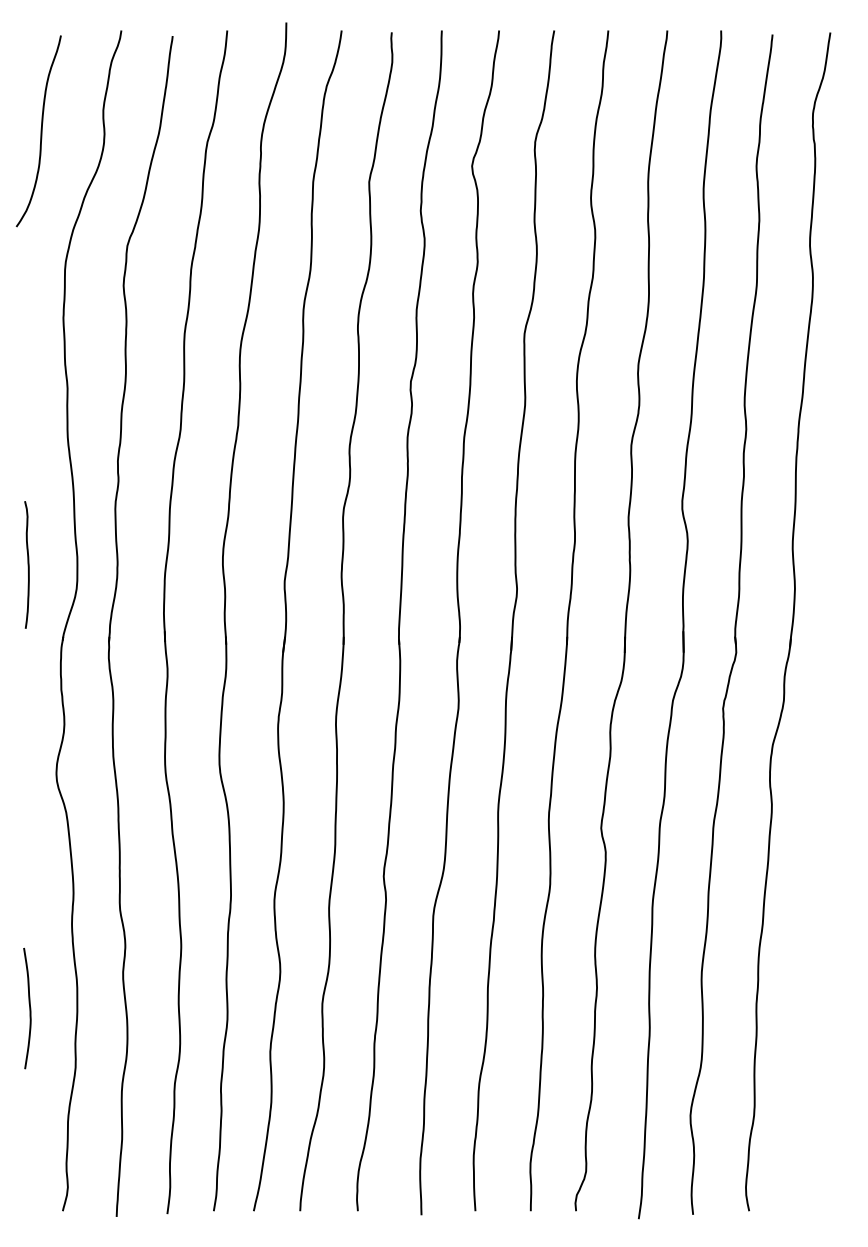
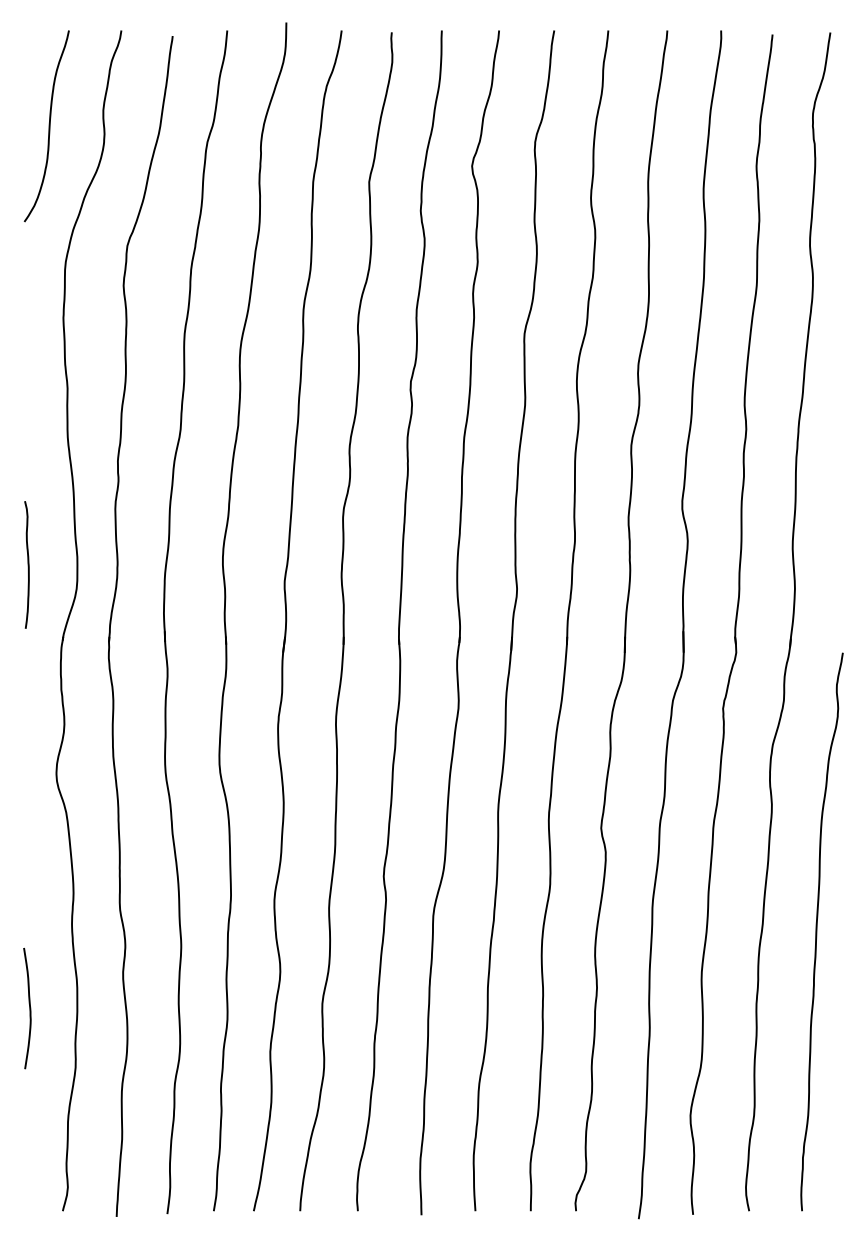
curve position: (40, 131) -> (48, 126) (48, 126)
curve: none -> present (817, 931)
